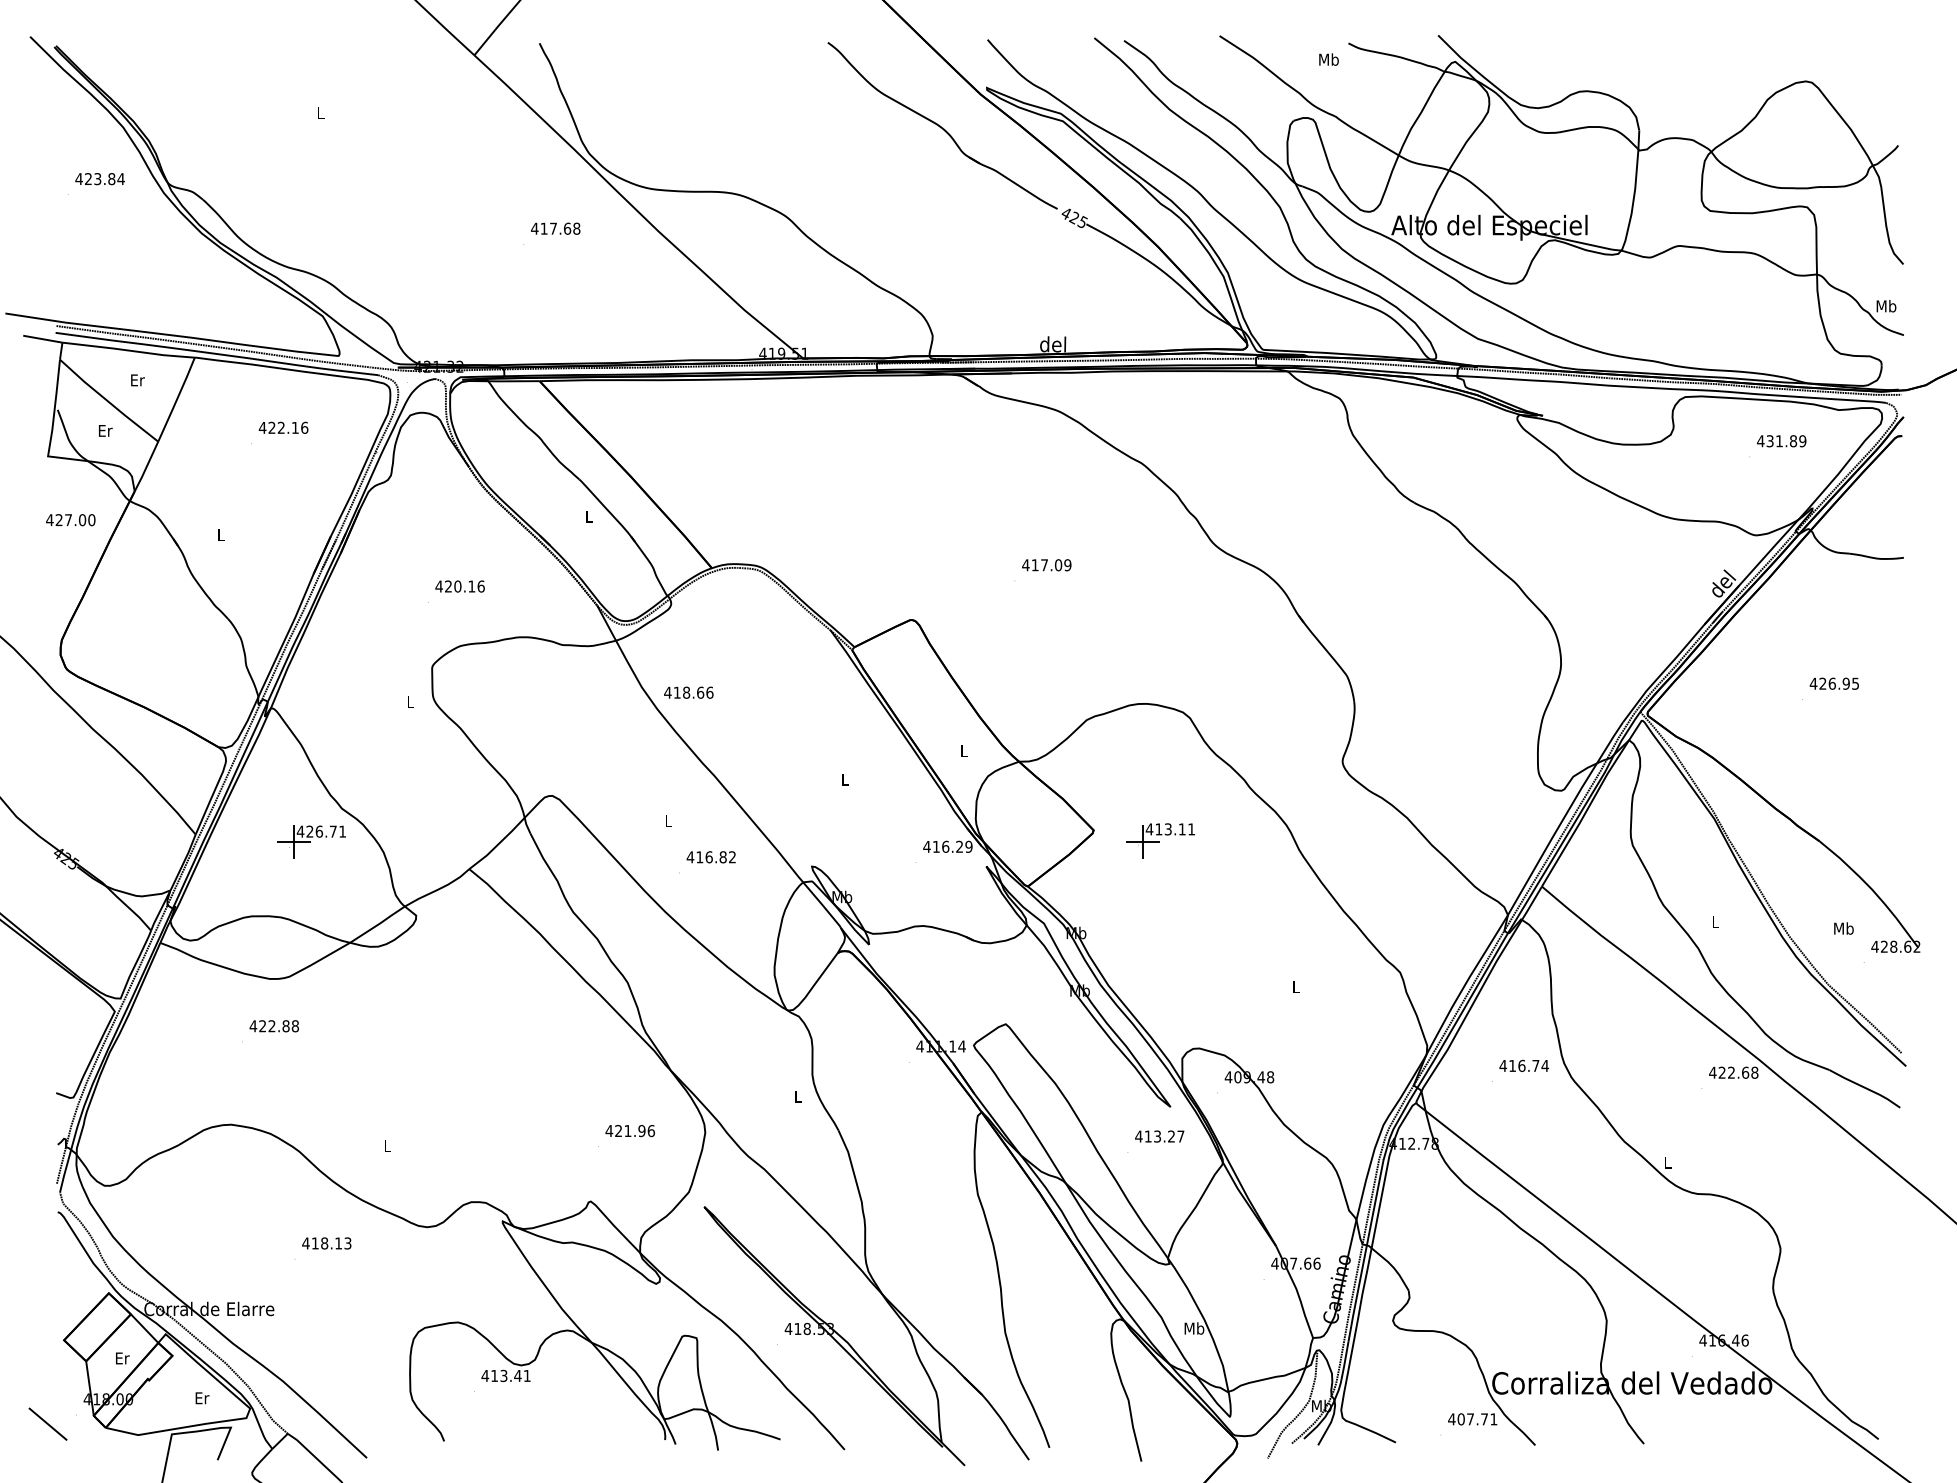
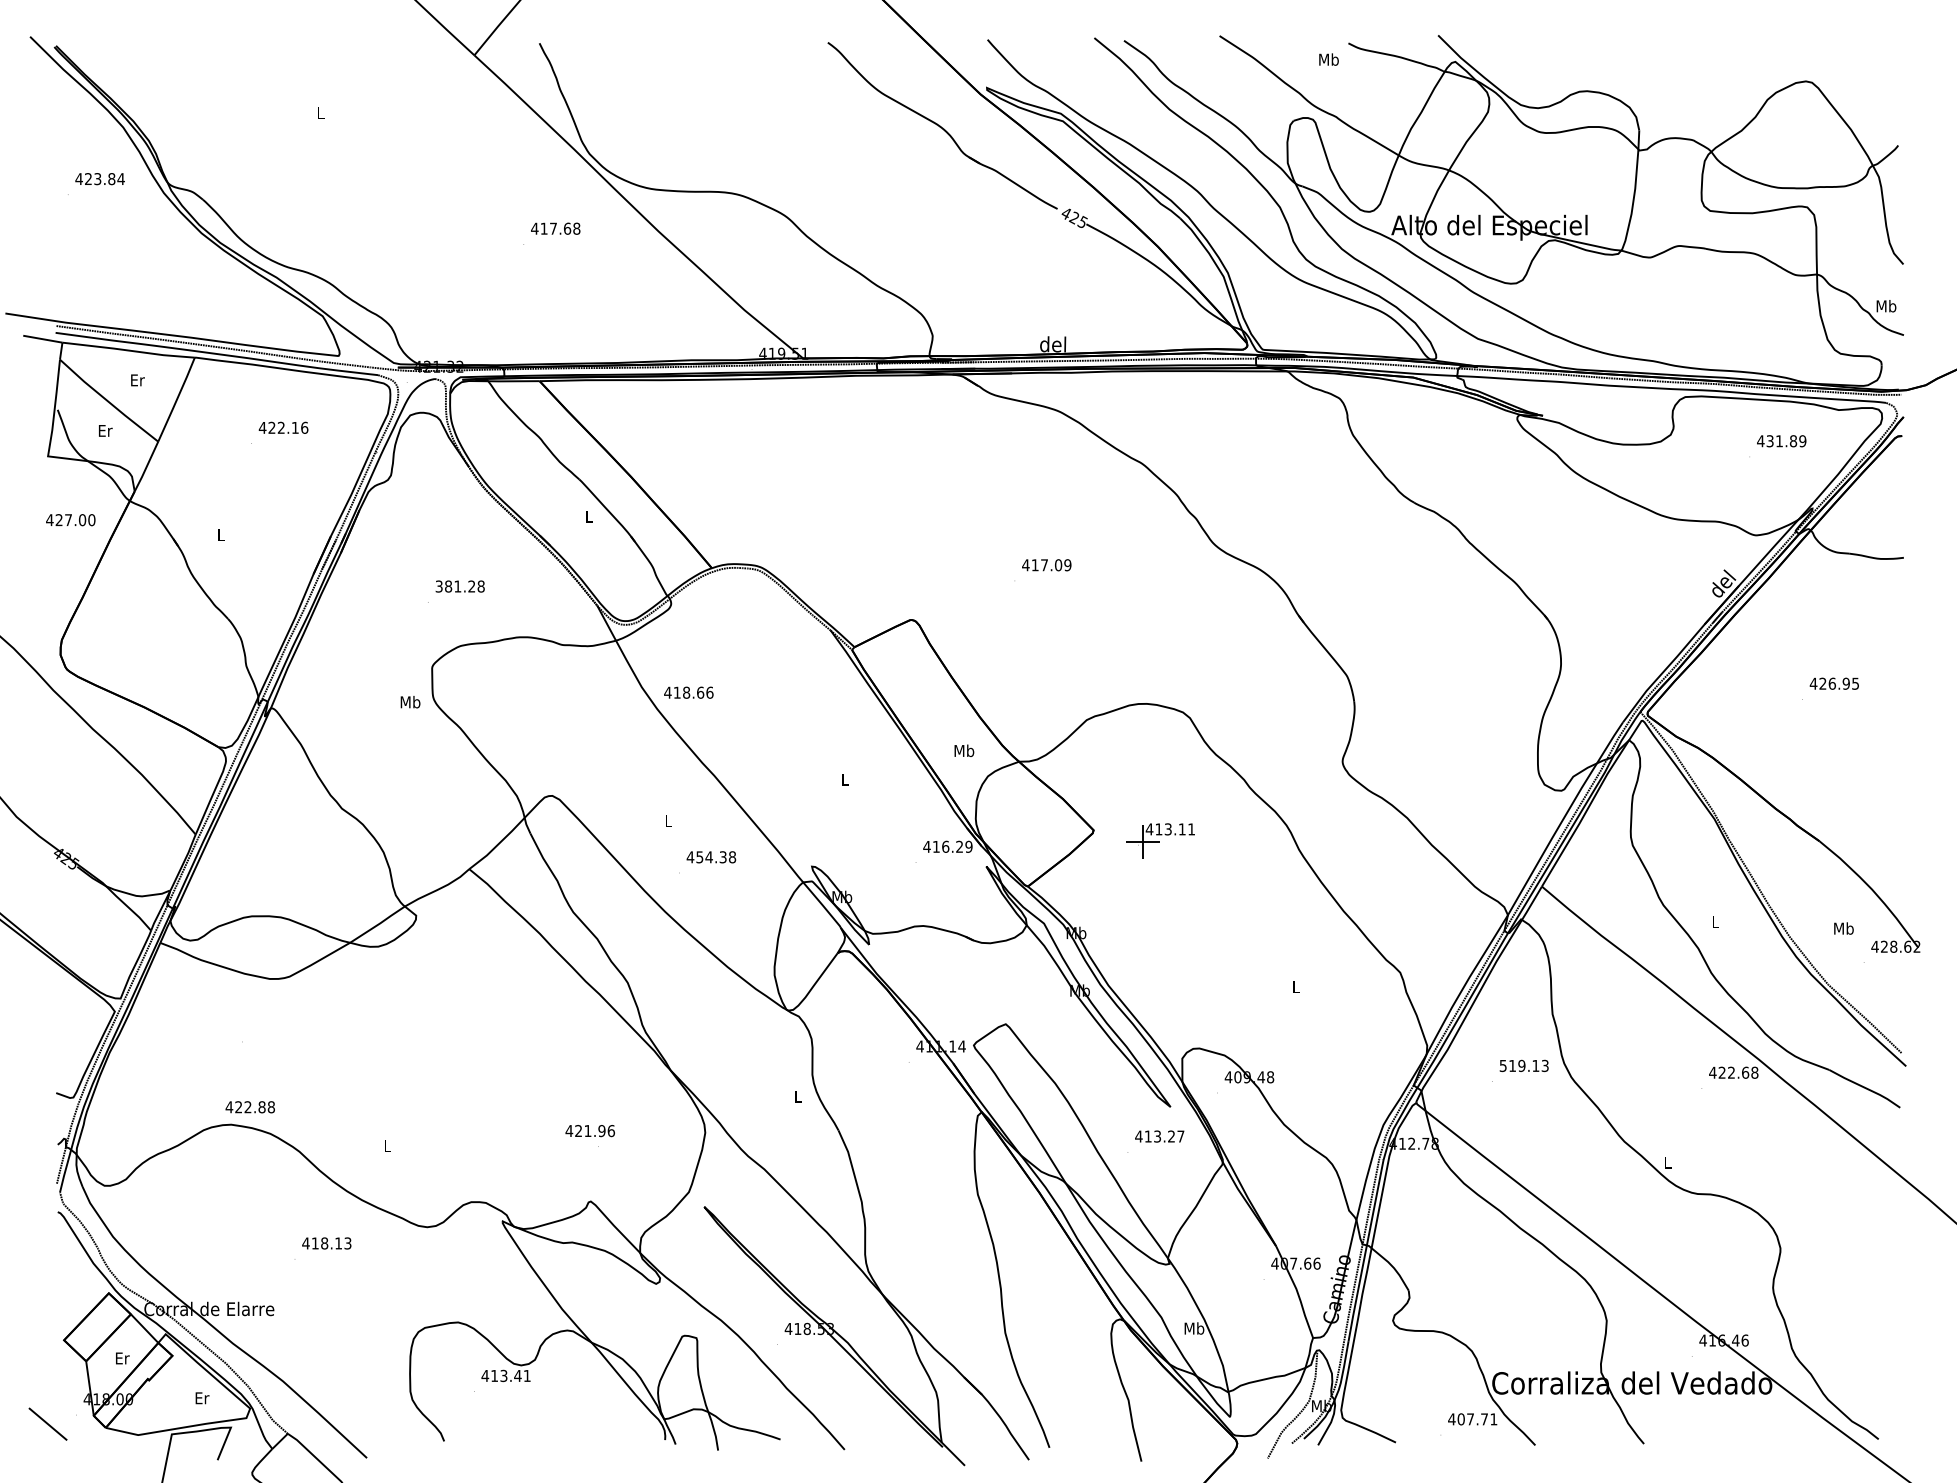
text: 420.16 -> 381.28 (459, 586)
text: L -> Mb (410, 702)
text: L -> Mb (964, 750)
part: present -> none (311, 841)
text: 416.82 -> 454.38 (716, 857)
text position: (273, 1026) -> (249, 1107) (249, 1107)
text: 416.74 -> 519.13 (1524, 1065)
text position: (629, 1131) -> (589, 1131) (589, 1131)
